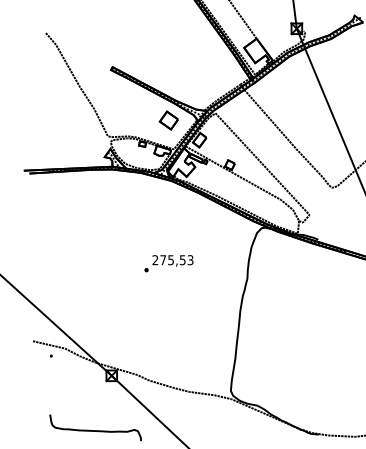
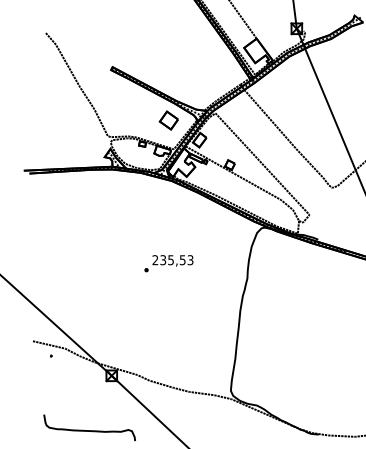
text: 275,53 -> 235,53 (163, 260)
curve position: (95, 430) -> (89, 430) (89, 430)
